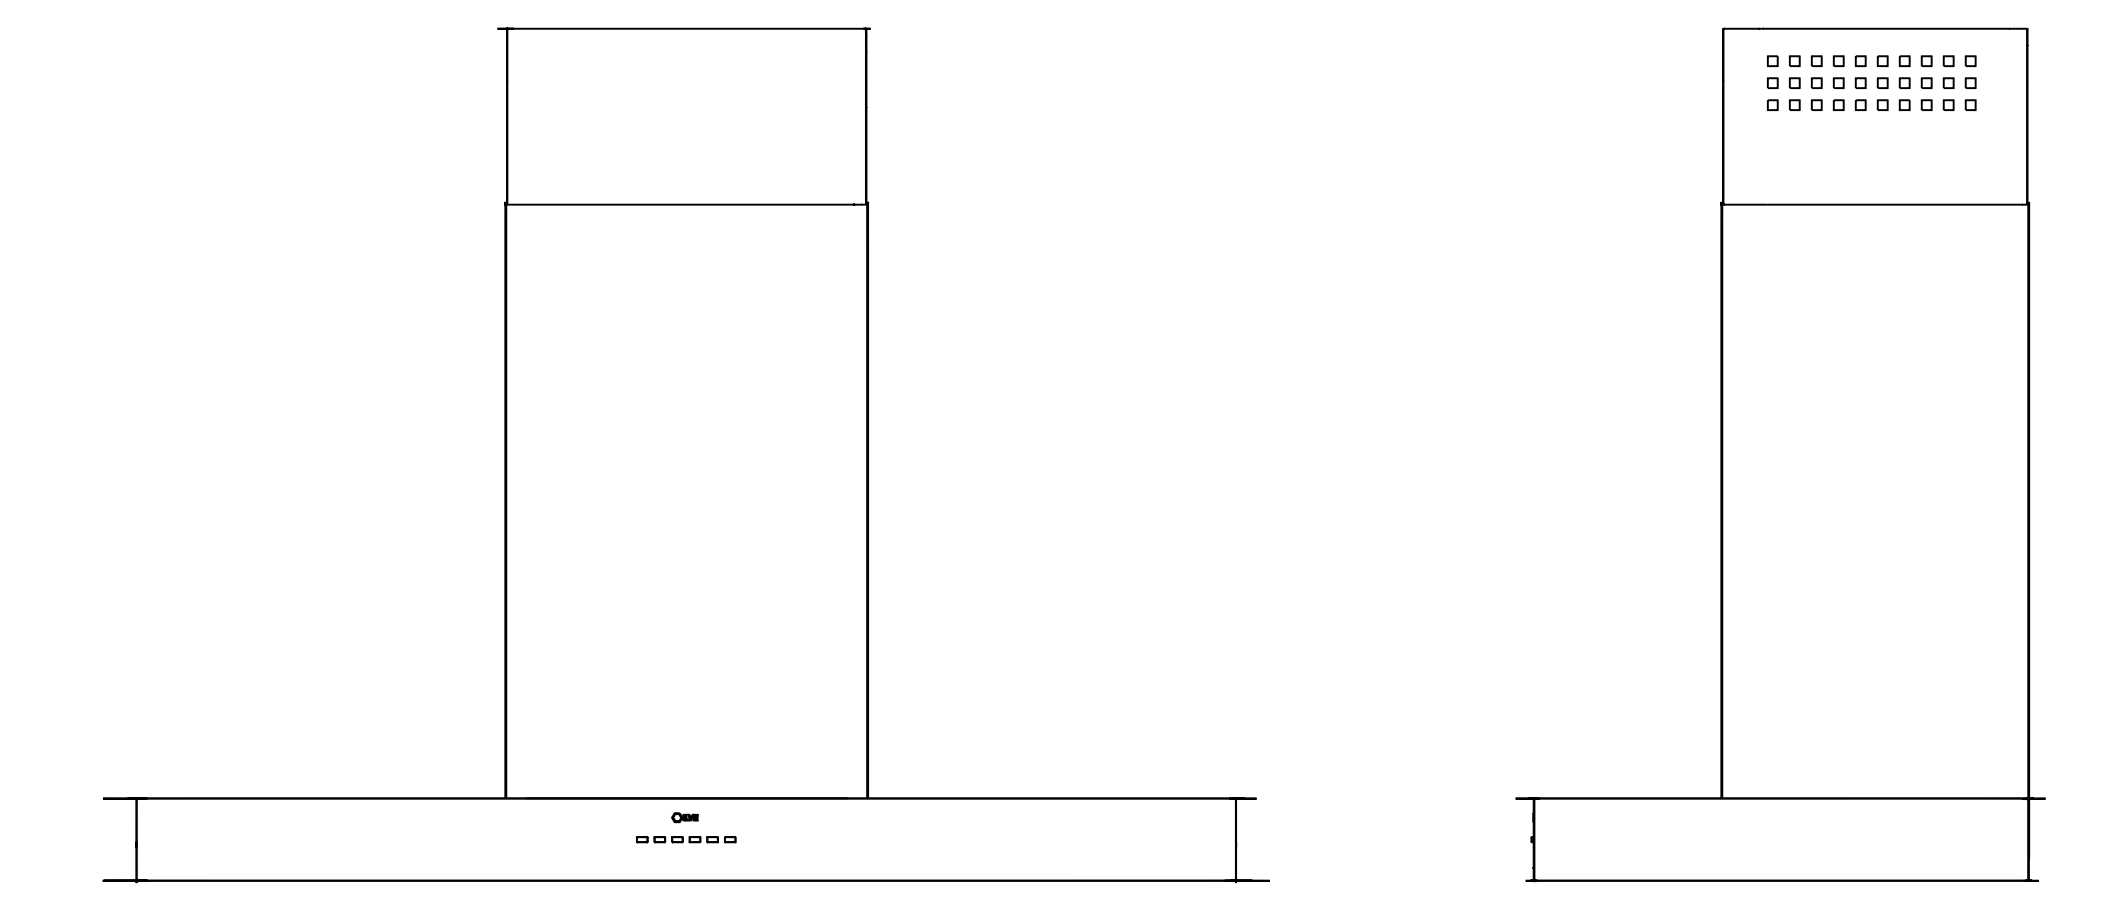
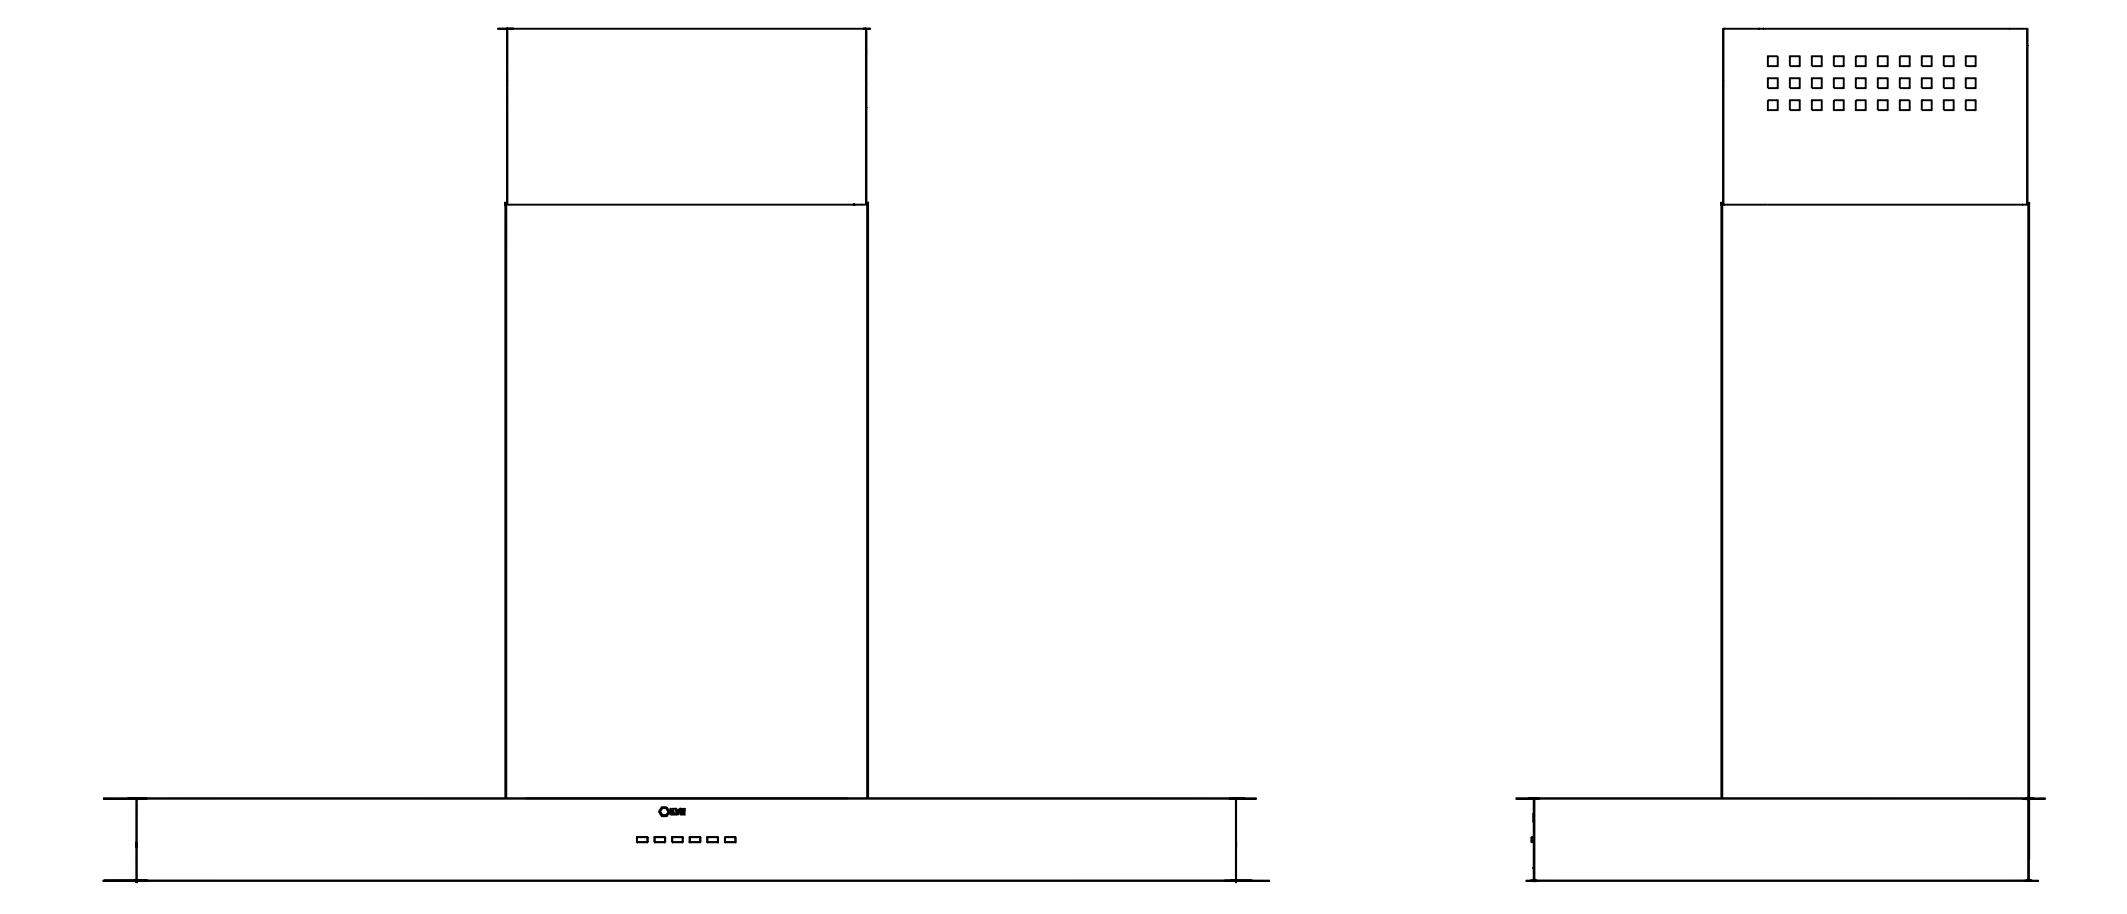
part position: (684, 817) -> (671, 811) (671, 811)
